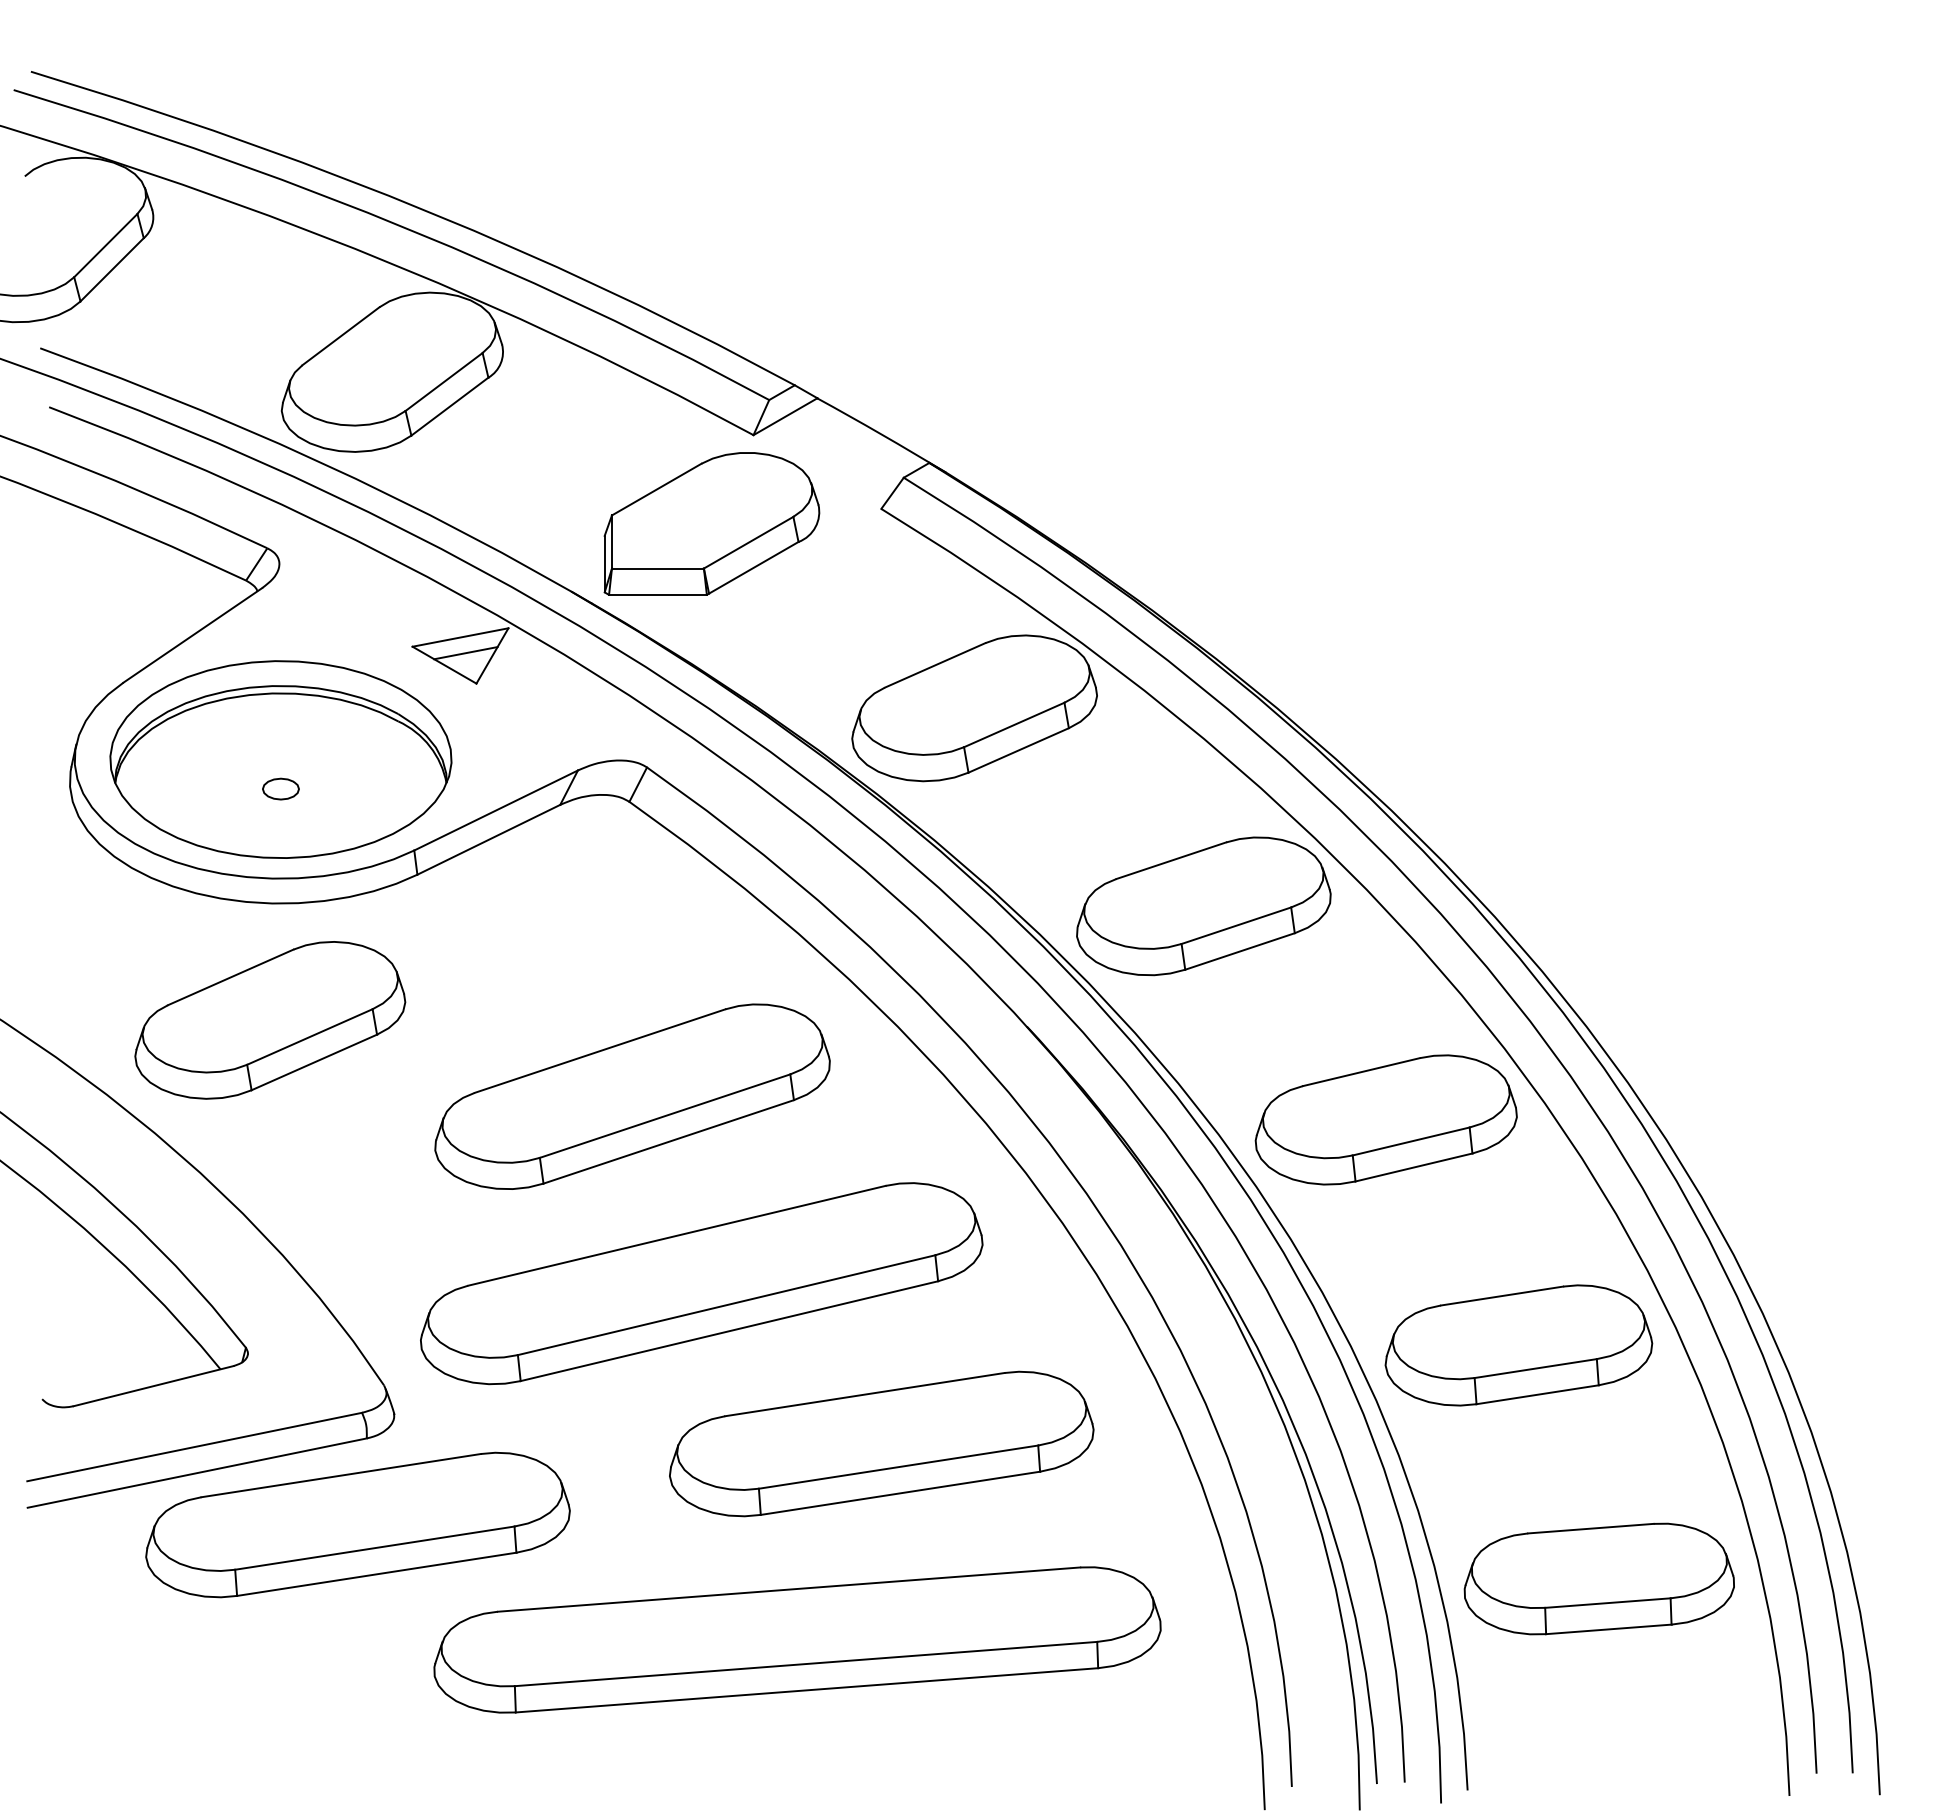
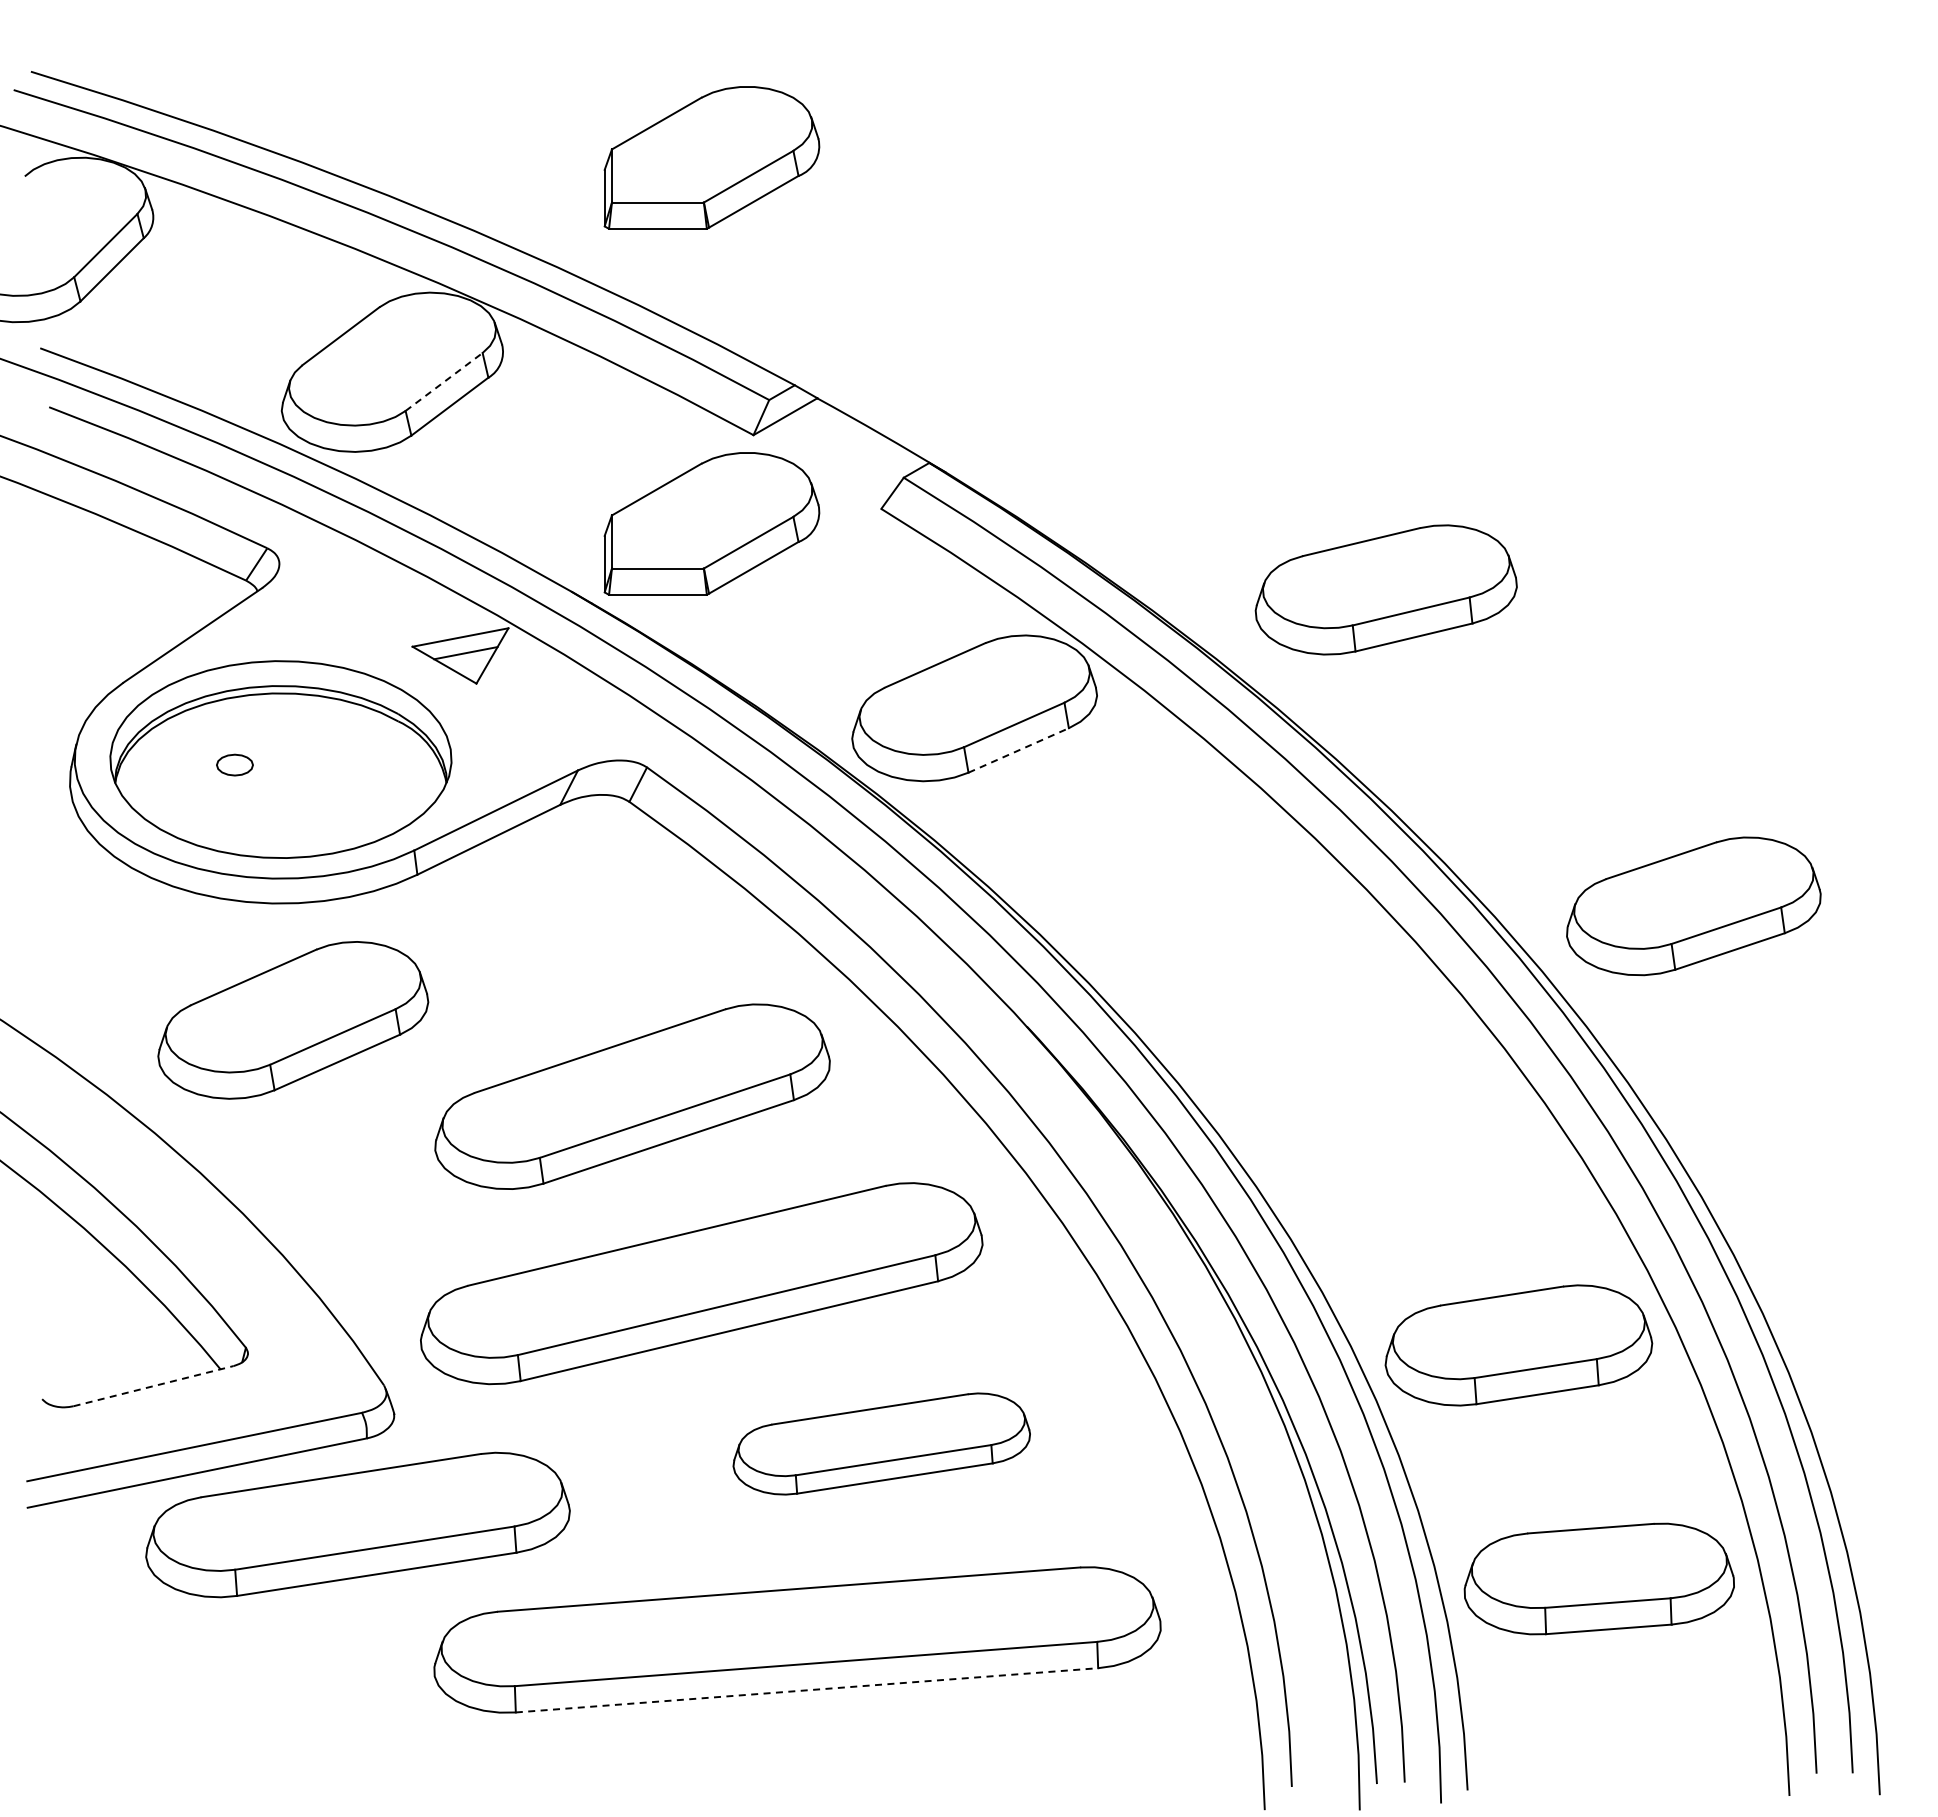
part: none -> present (711, 157)
line: solid -> dashed (444, 381)
line: solid -> dashed (1018, 750)
part position: (280, 788) -> (234, 764) (234, 764)
part position: (1203, 906) -> (1693, 906) (1693, 906)
part position: (270, 1020) -> (293, 1020) (293, 1020)
part position: (1385, 1119) -> (1385, 589) (1385, 589)
line: solid -> dashed (154, 1386)
part size: 426x148 px -> 299x104 px (881, 1443)
line: solid -> dashed (807, 1690)
